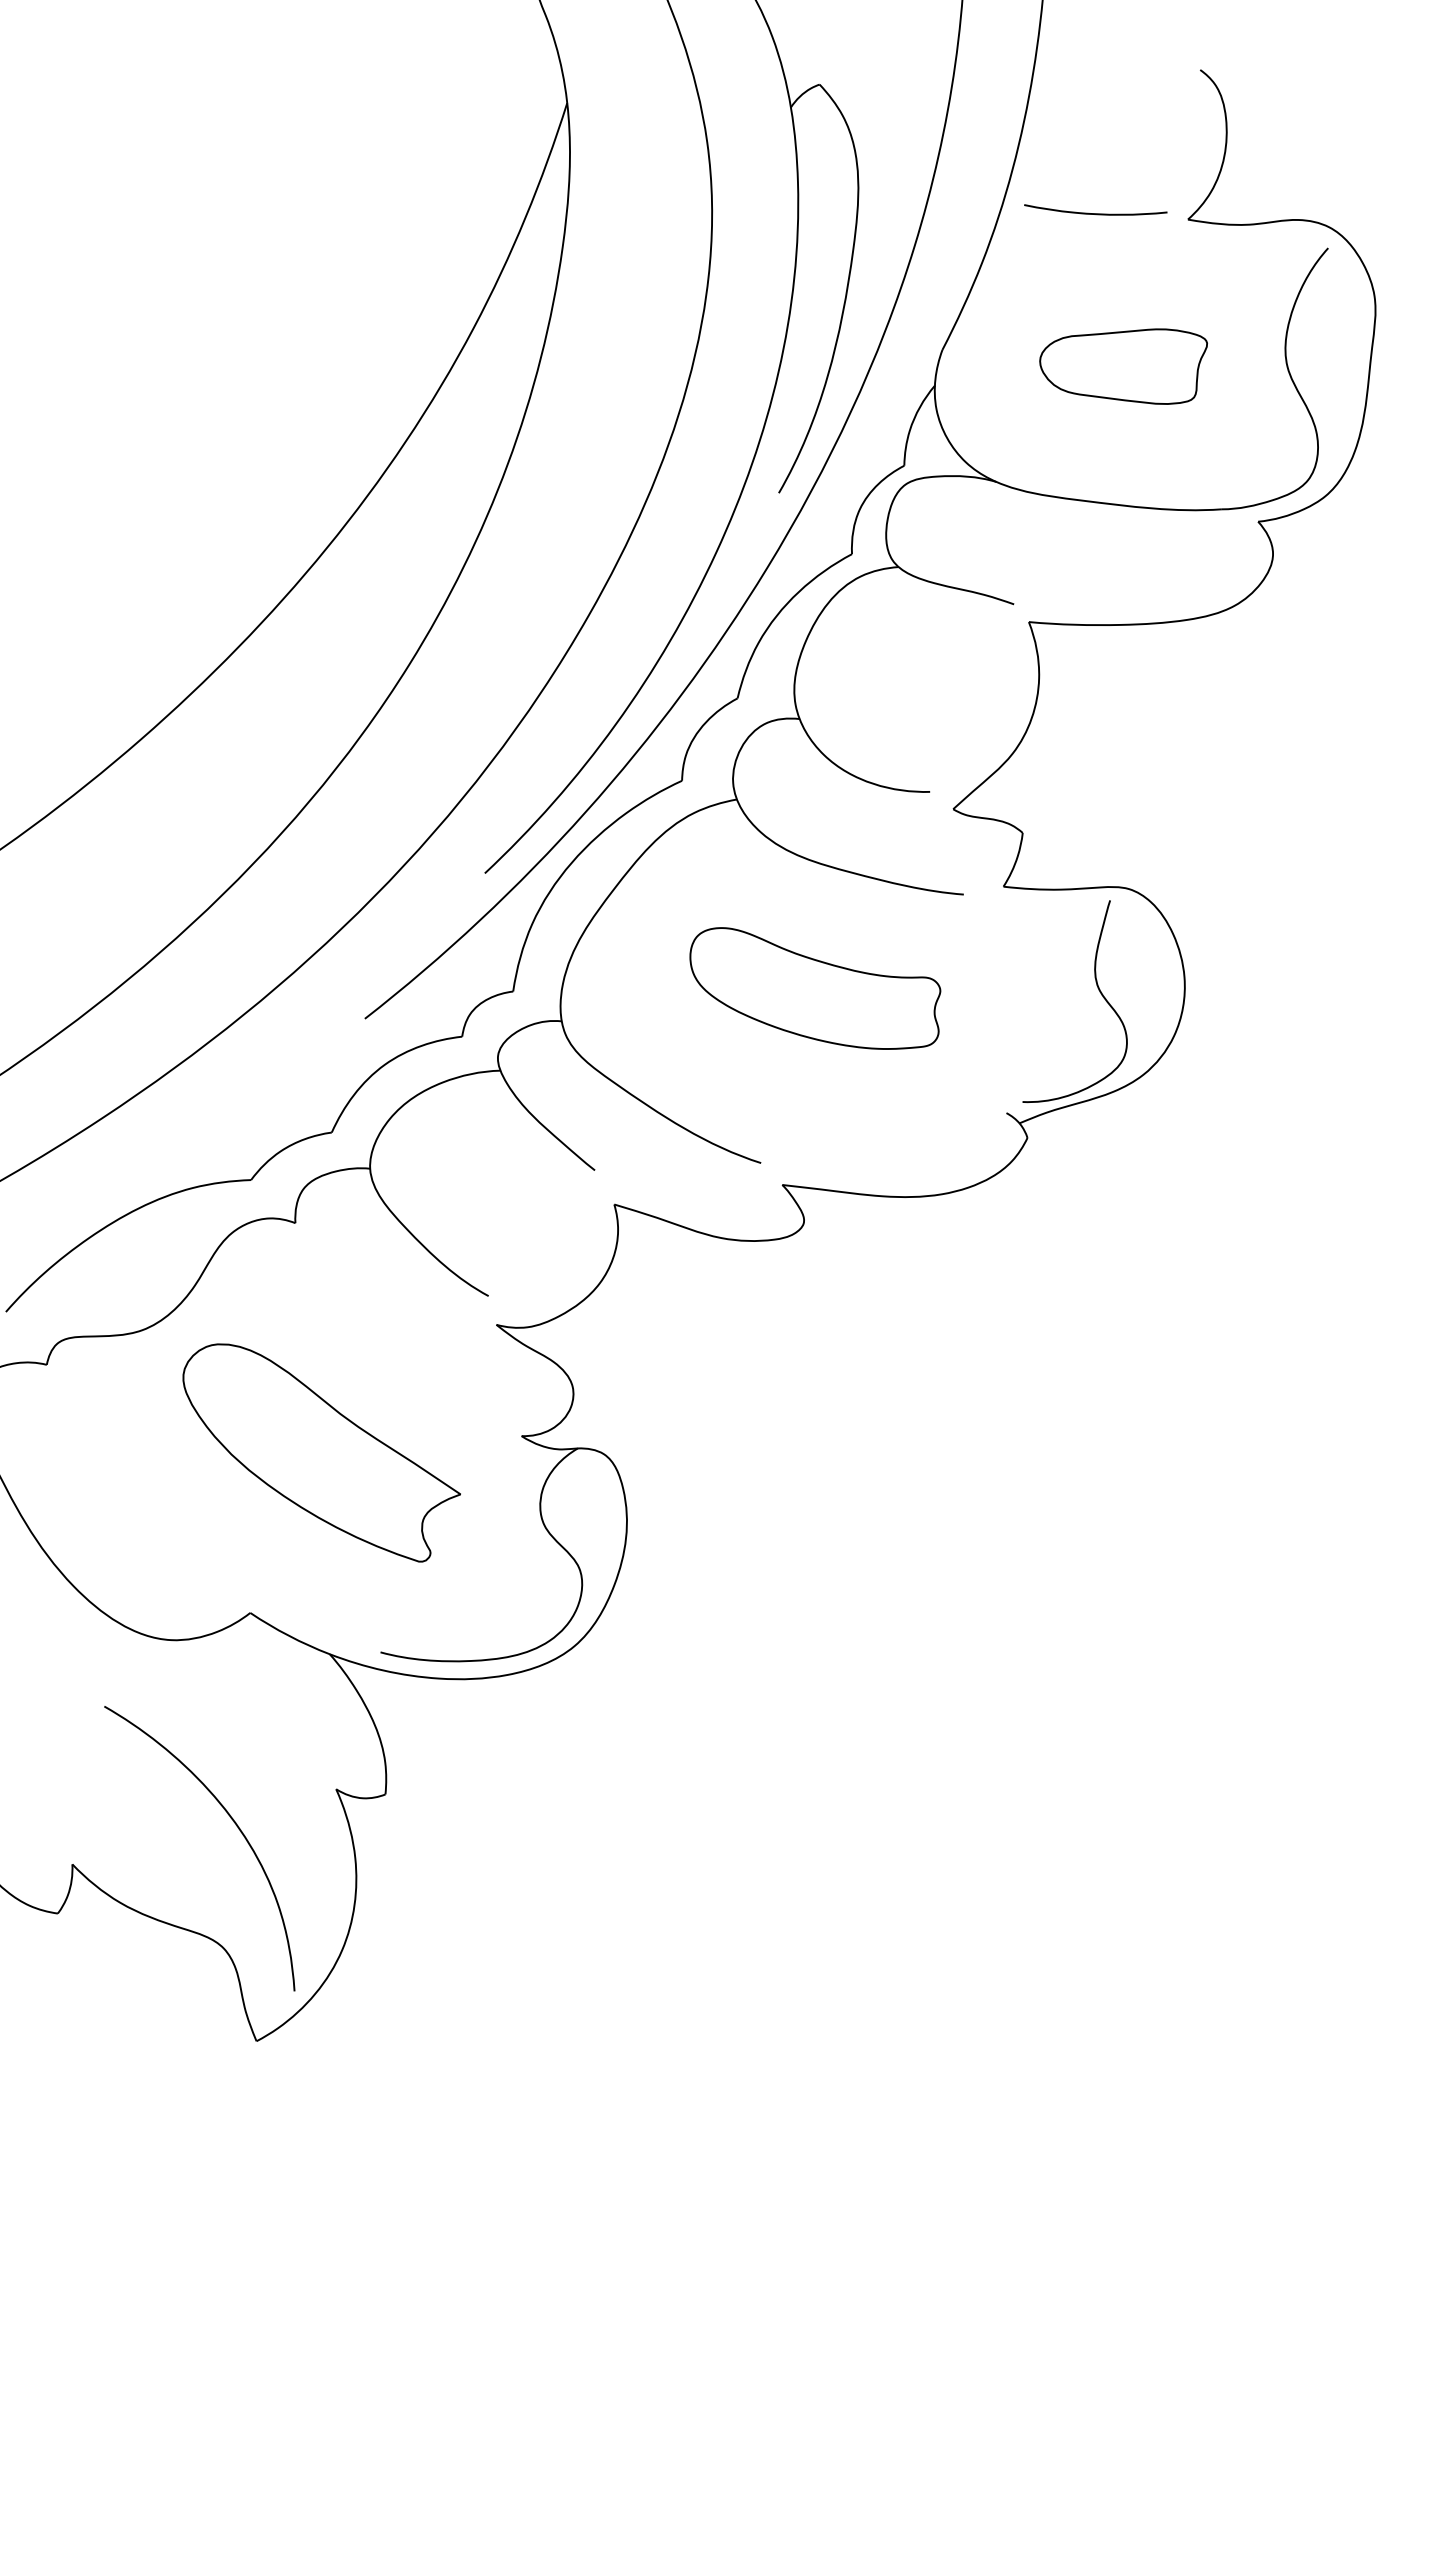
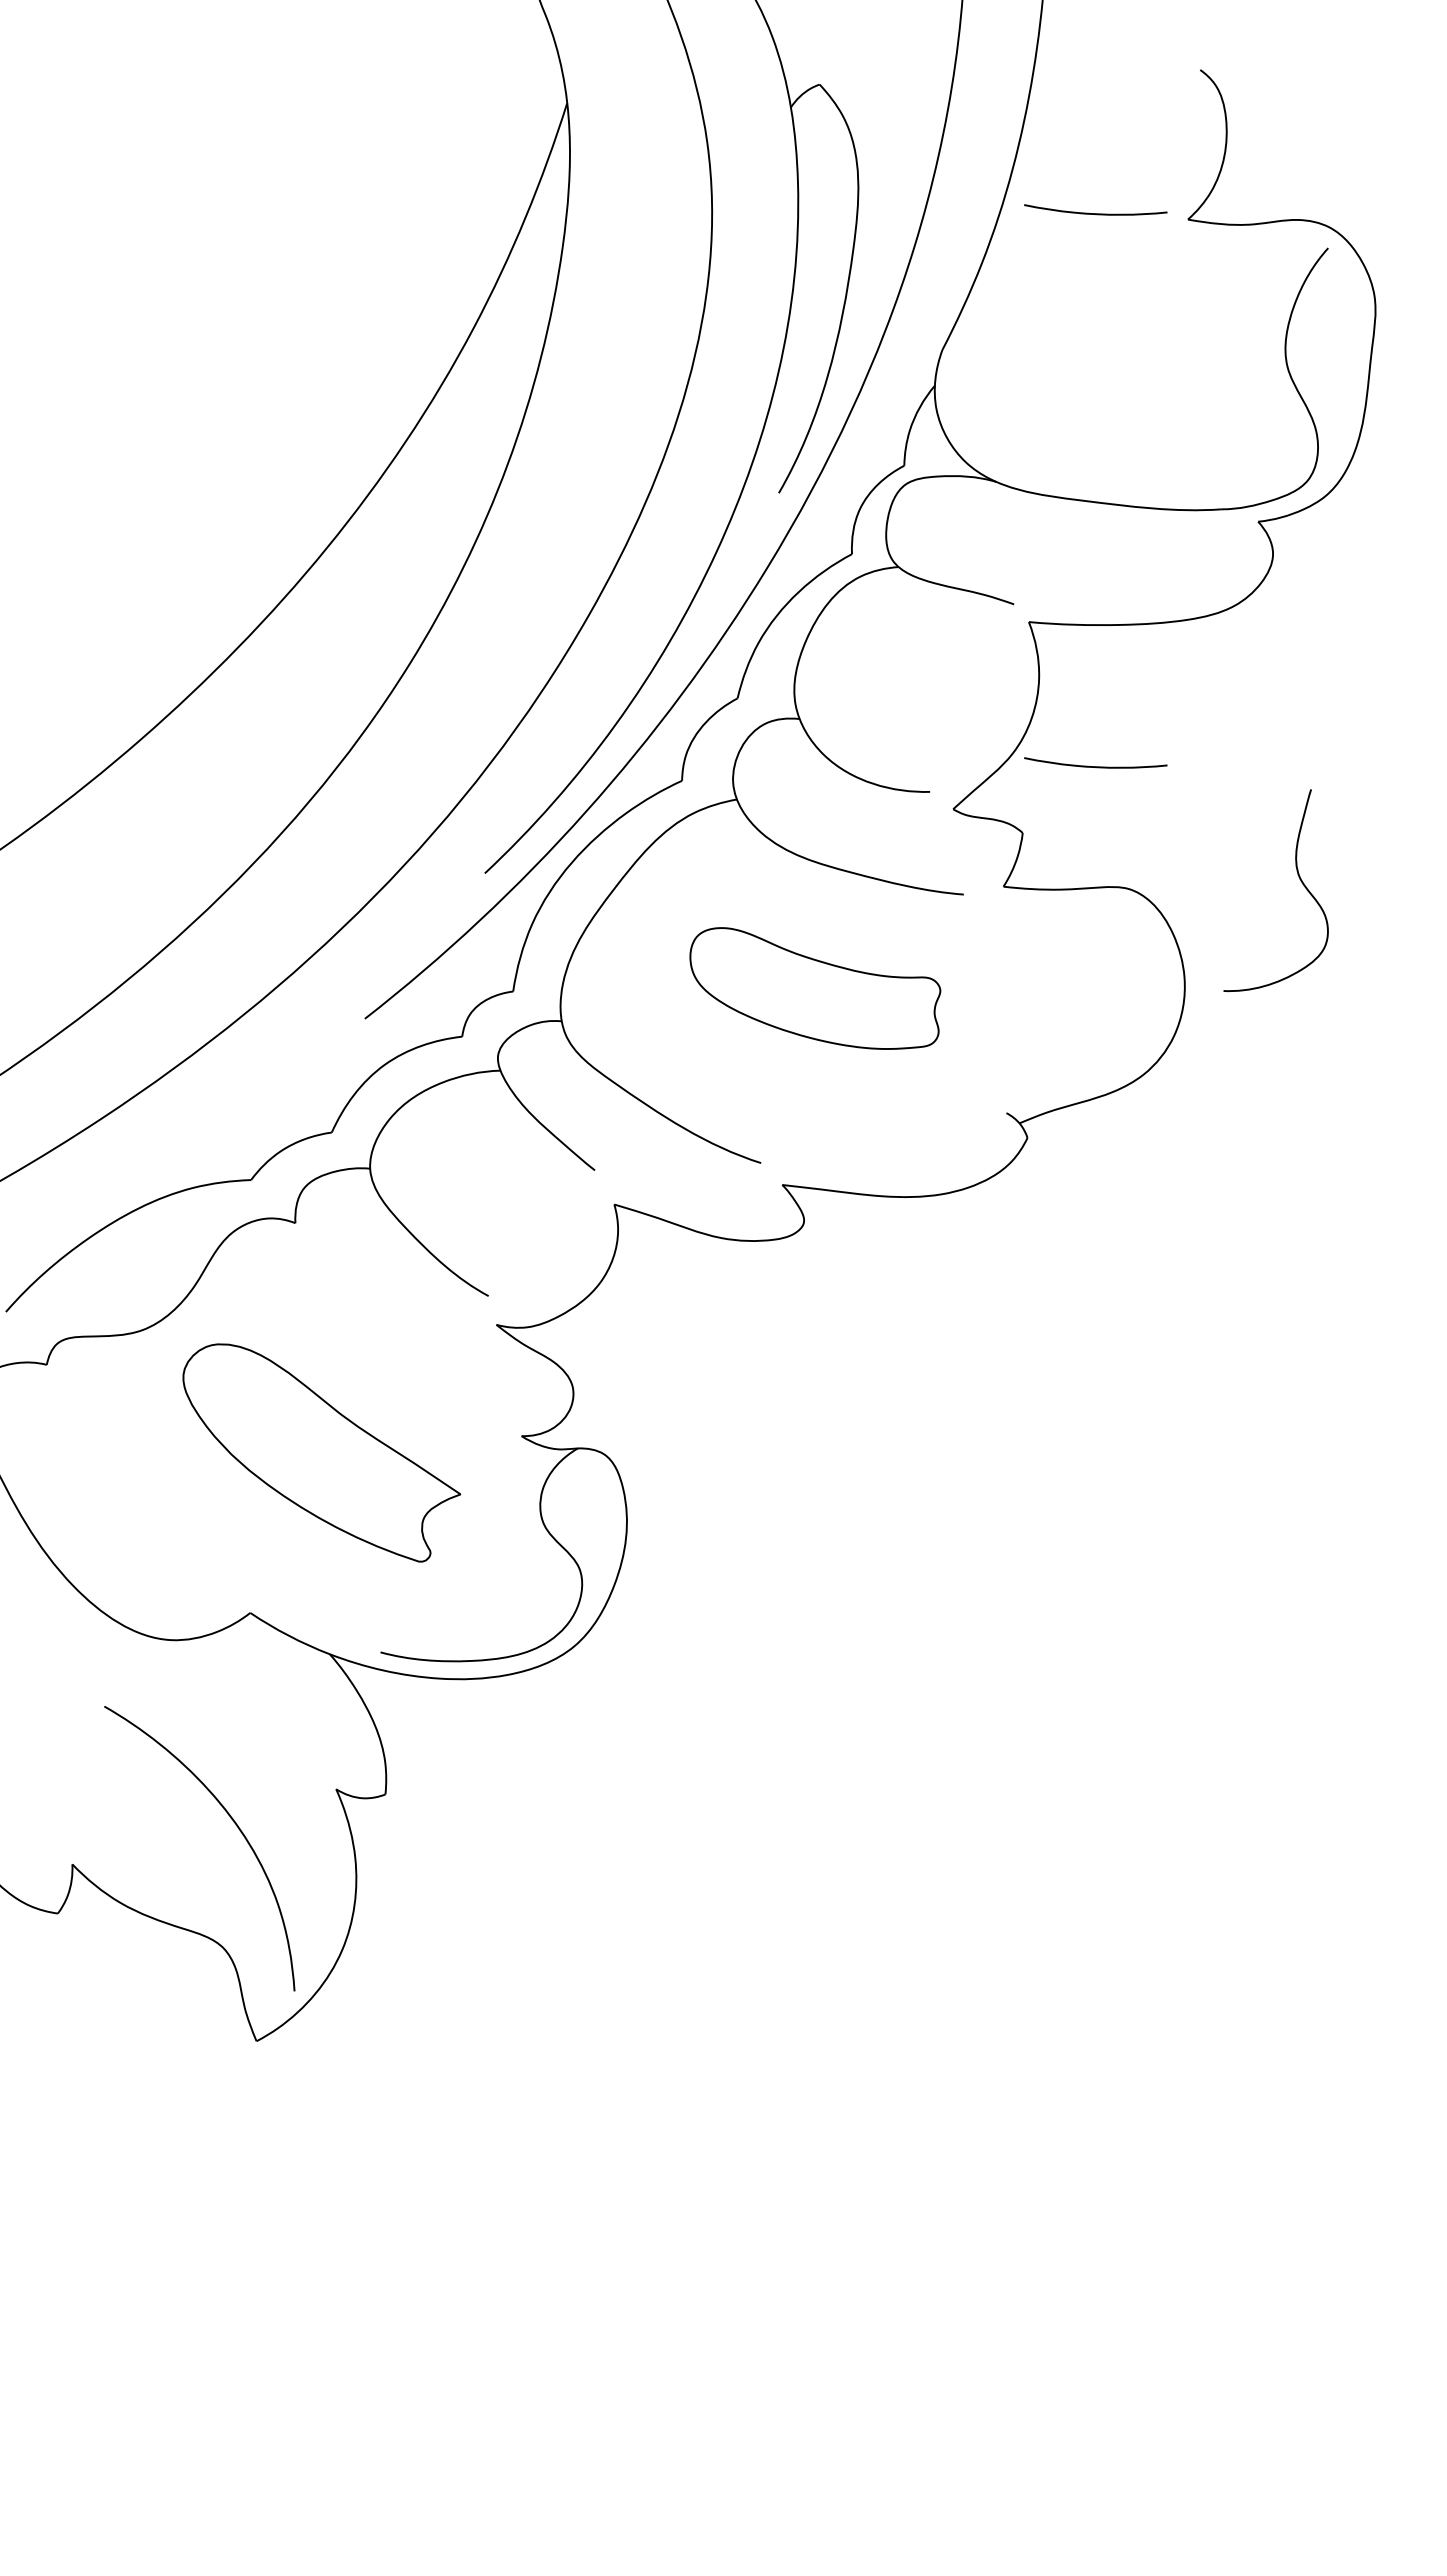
part: present -> none (1123, 366)
curve: none -> present (1095, 766)
curve position: (1098, 990) -> (1299, 879) (1299, 879)
